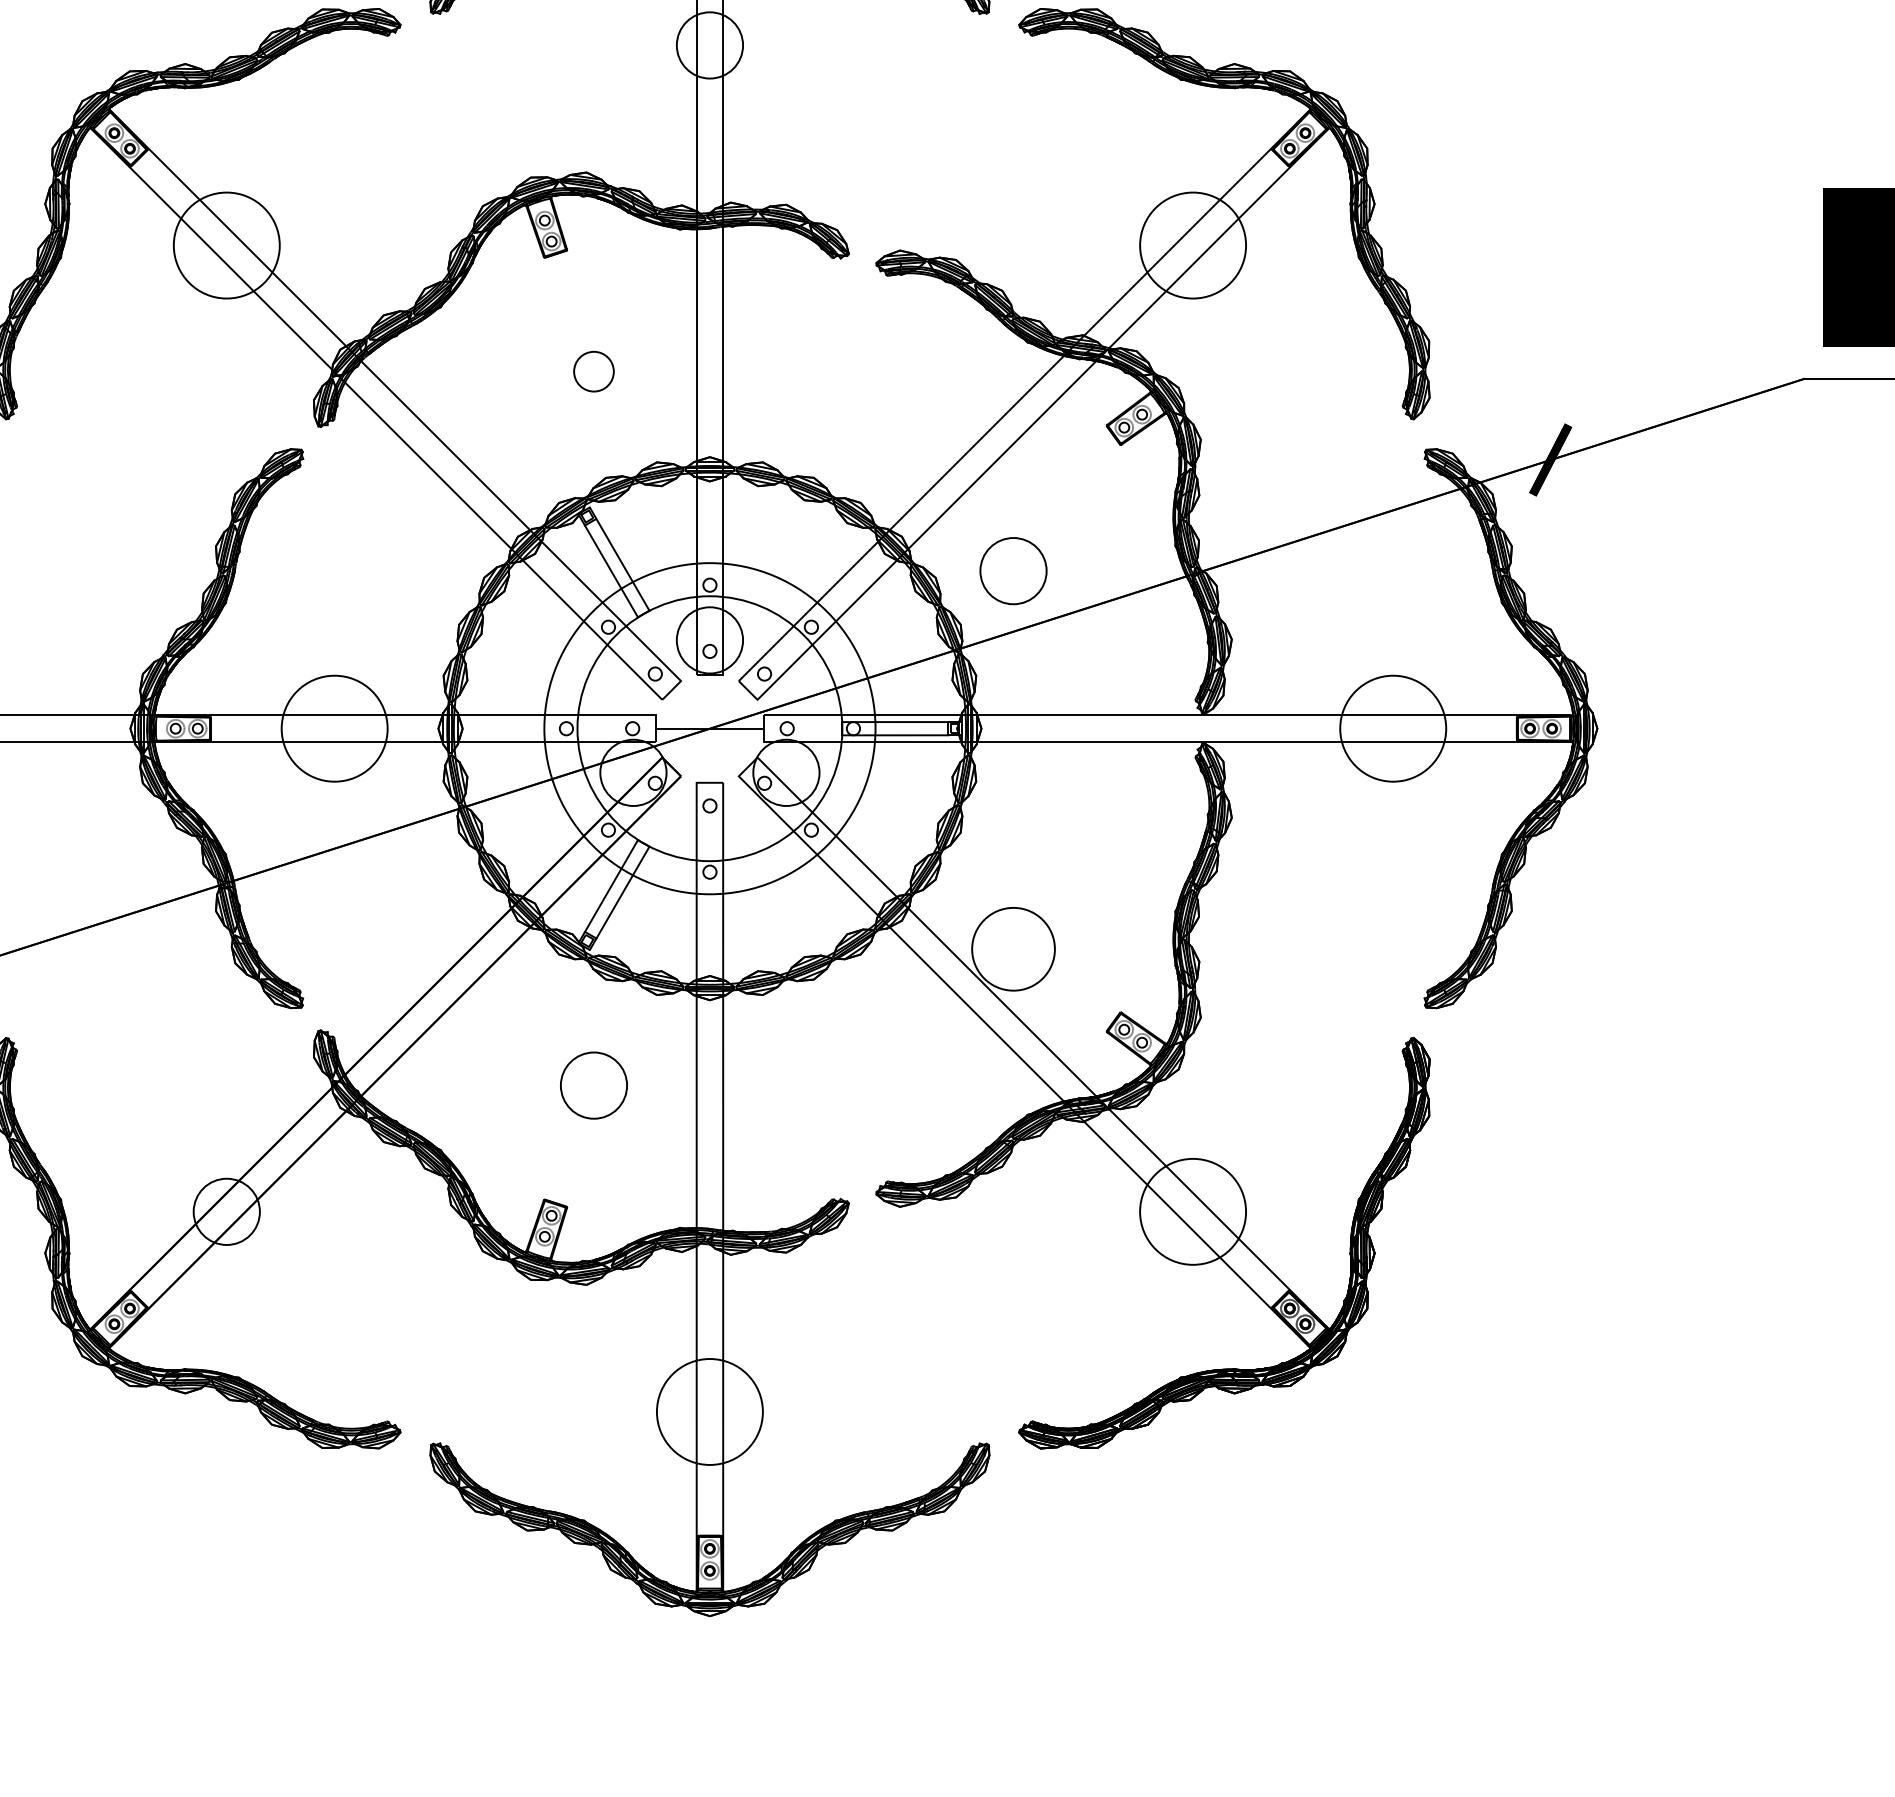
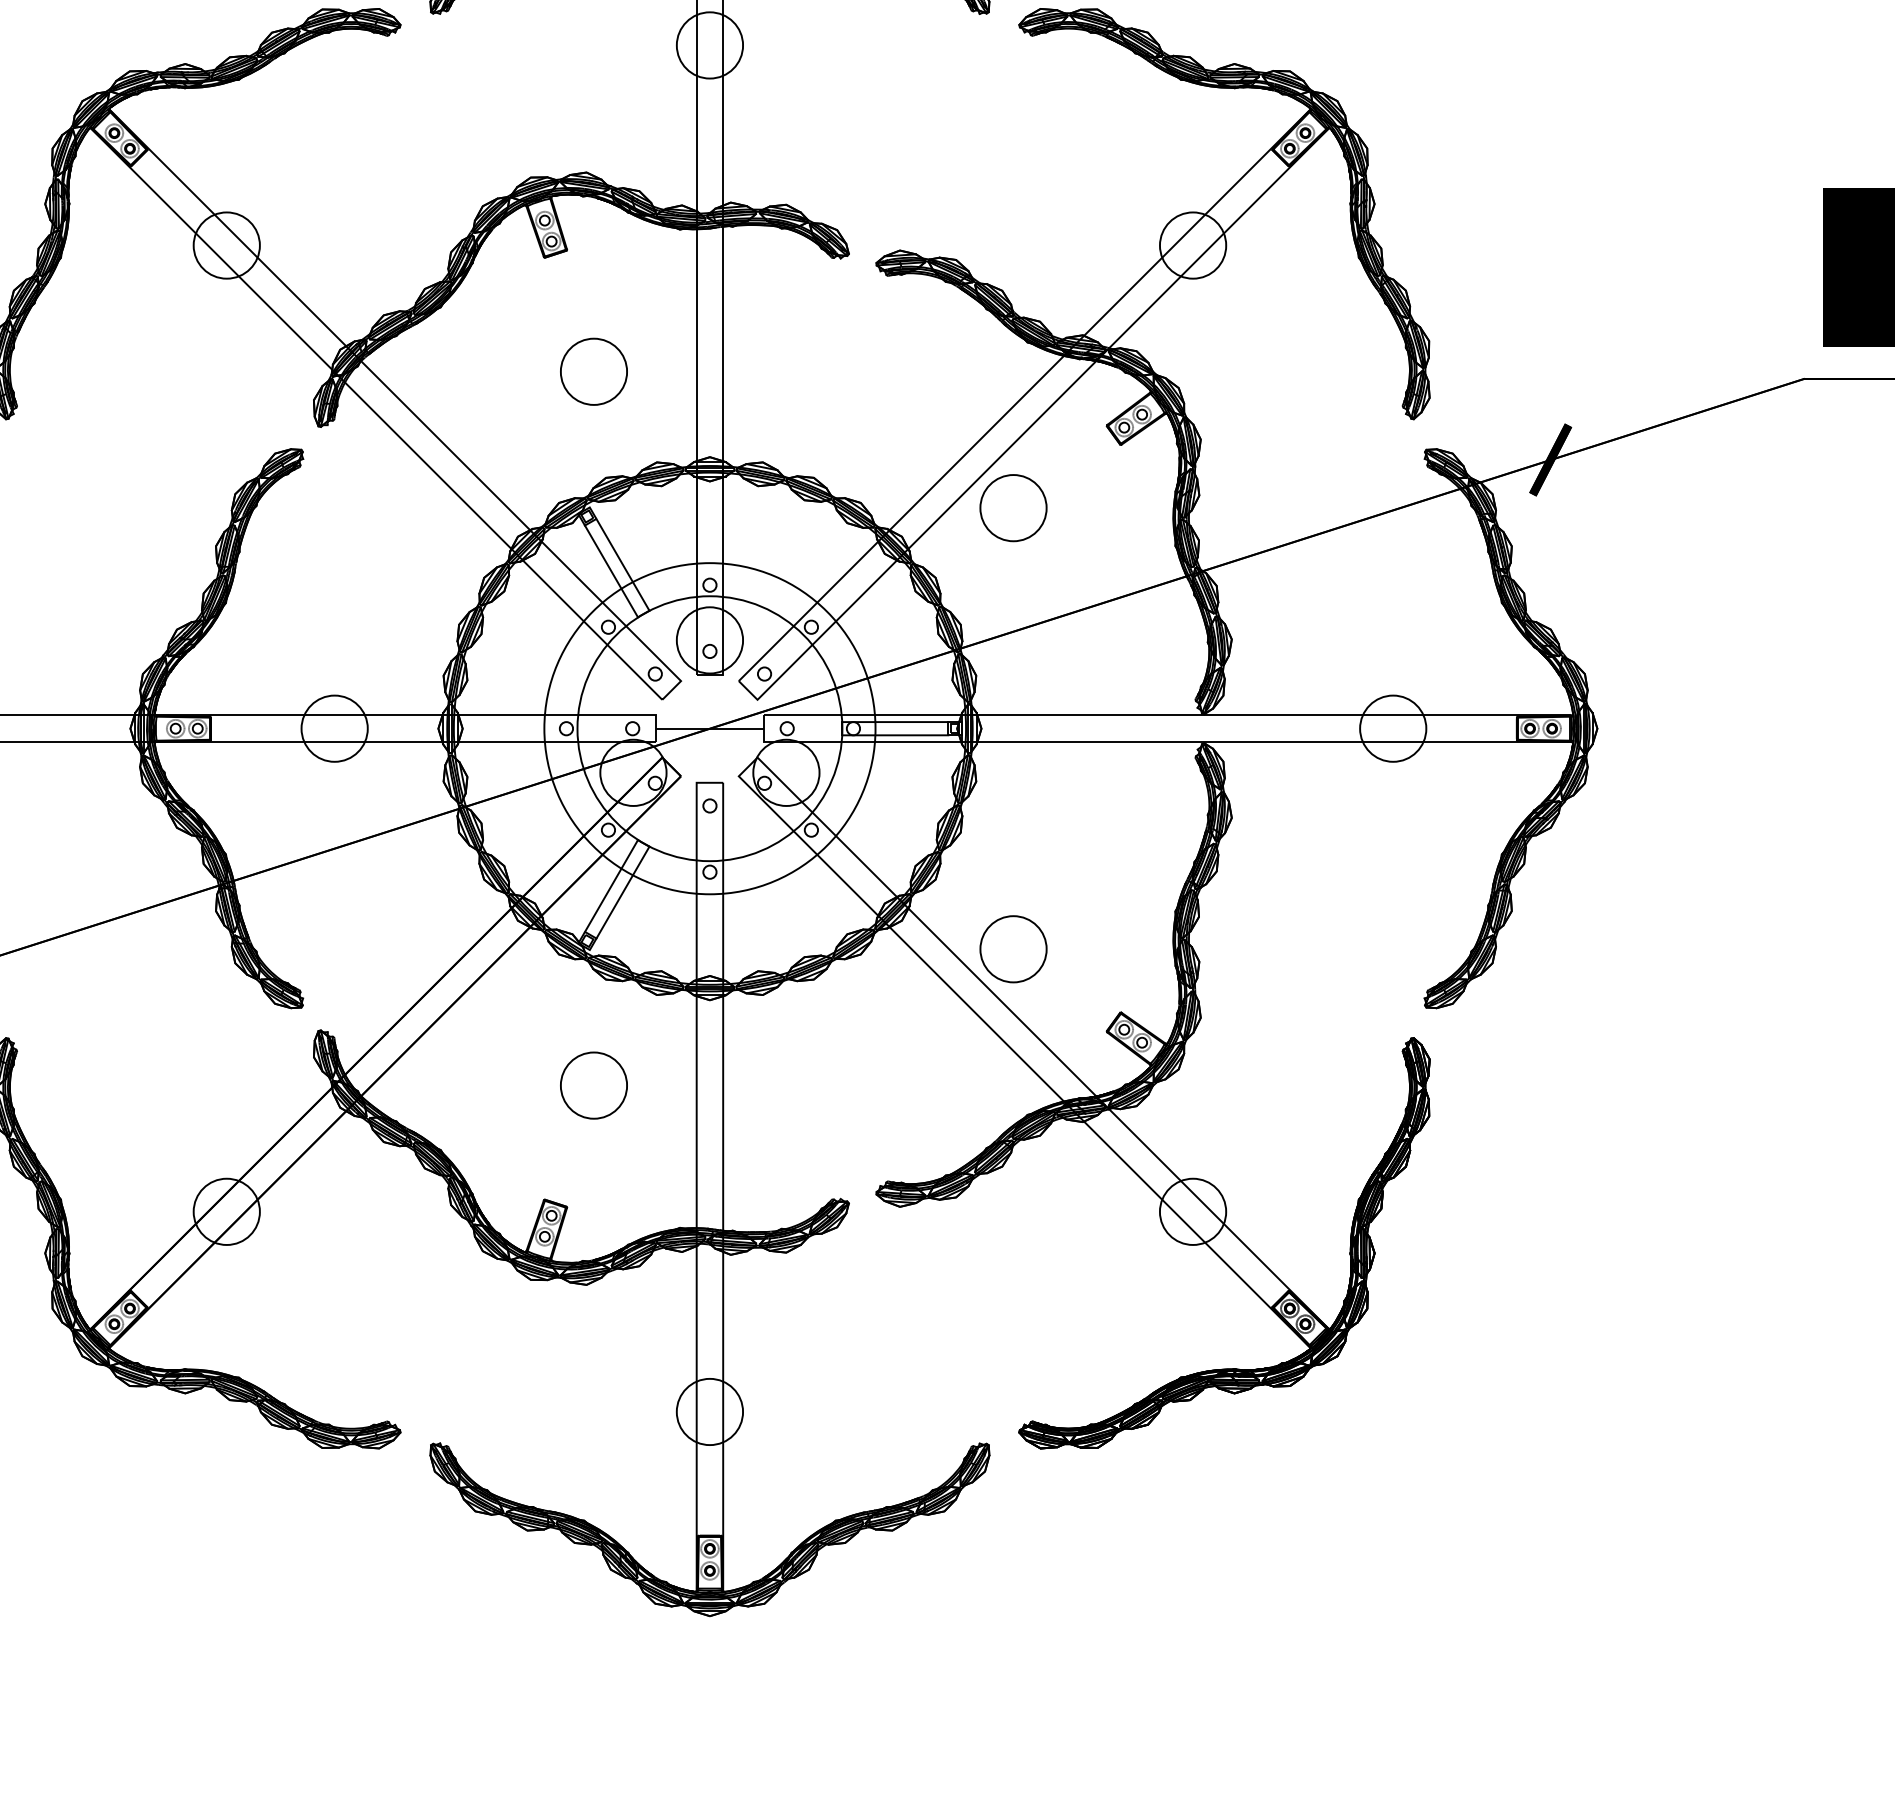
circle diameter: 106 px -> 66 px (226, 245)
circle diameter: 106 px -> 66 px (1192, 245)
circle size: 42x43 px -> 68x69 px (593, 371)
circle position: (1013, 571) -> (1013, 508) (1013, 508)
circle diameter: 106 px -> 66 px (334, 728)
circle diameter: 106 px -> 66 px (1393, 728)
circle diameter: 83 px -> 66 px (1013, 949)
circle diameter: 106 px -> 66 px (1192, 1211)
circle diameter: 106 px -> 66 px (709, 1411)
